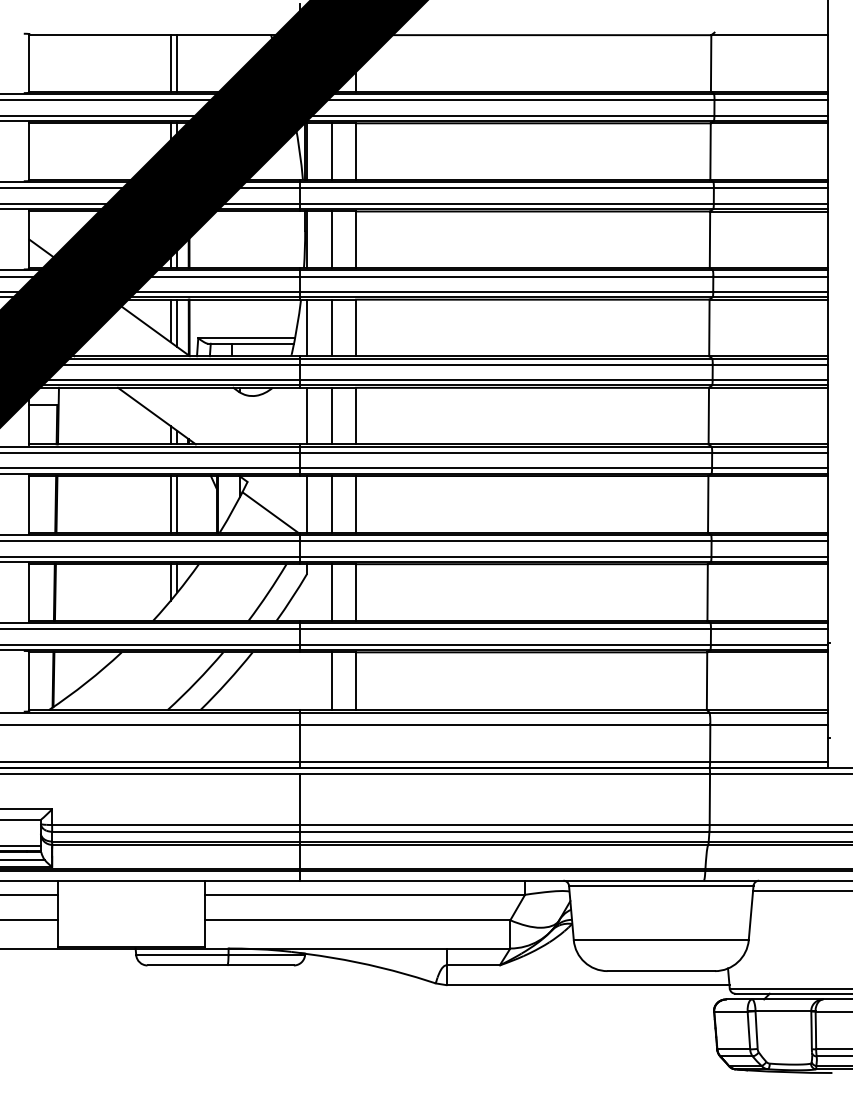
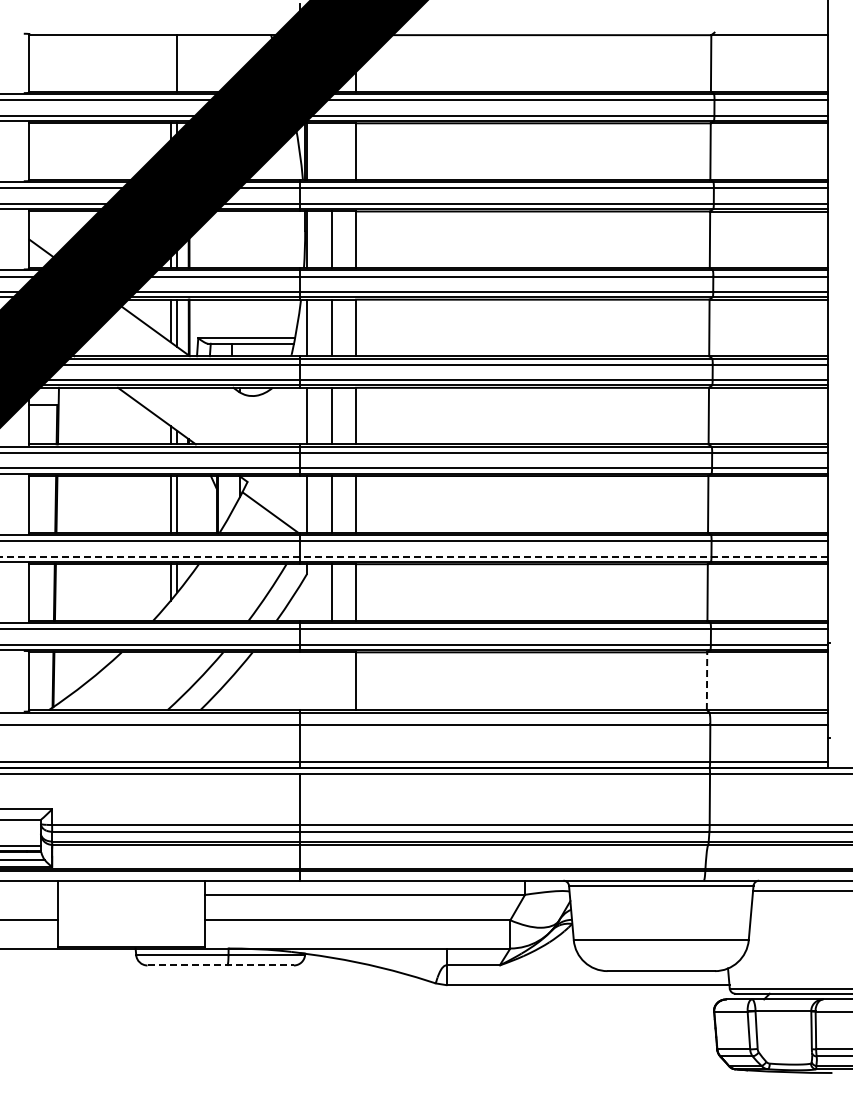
line: present -> none (170, 63)
line: present -> none (332, 151)
line: solid -> dashed (414, 556)
line: present -> none (332, 681)
line: solid -> dashed (707, 681)
line: present -> none (29, 894)
line: solid -> dashed (221, 965)
